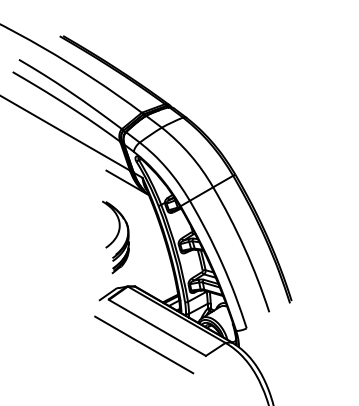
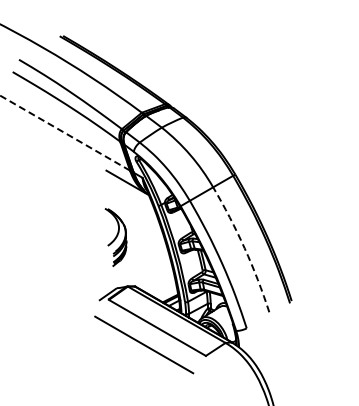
line: solid -> dashed (65, 133)
part size: 28x75 px -> 24x59 px (115, 237)
arc: solid -> dashed (244, 248)
